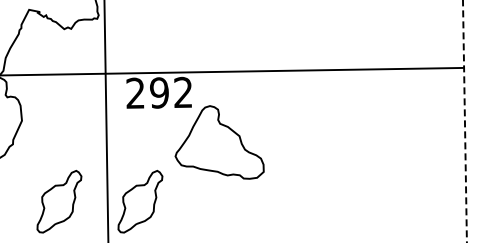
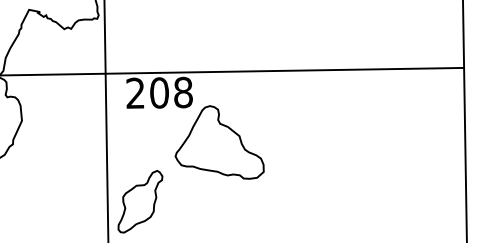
text: 292 -> 208 (171, 92)
line: dashed -> solid (464, 121)
part: present -> none (59, 201)
